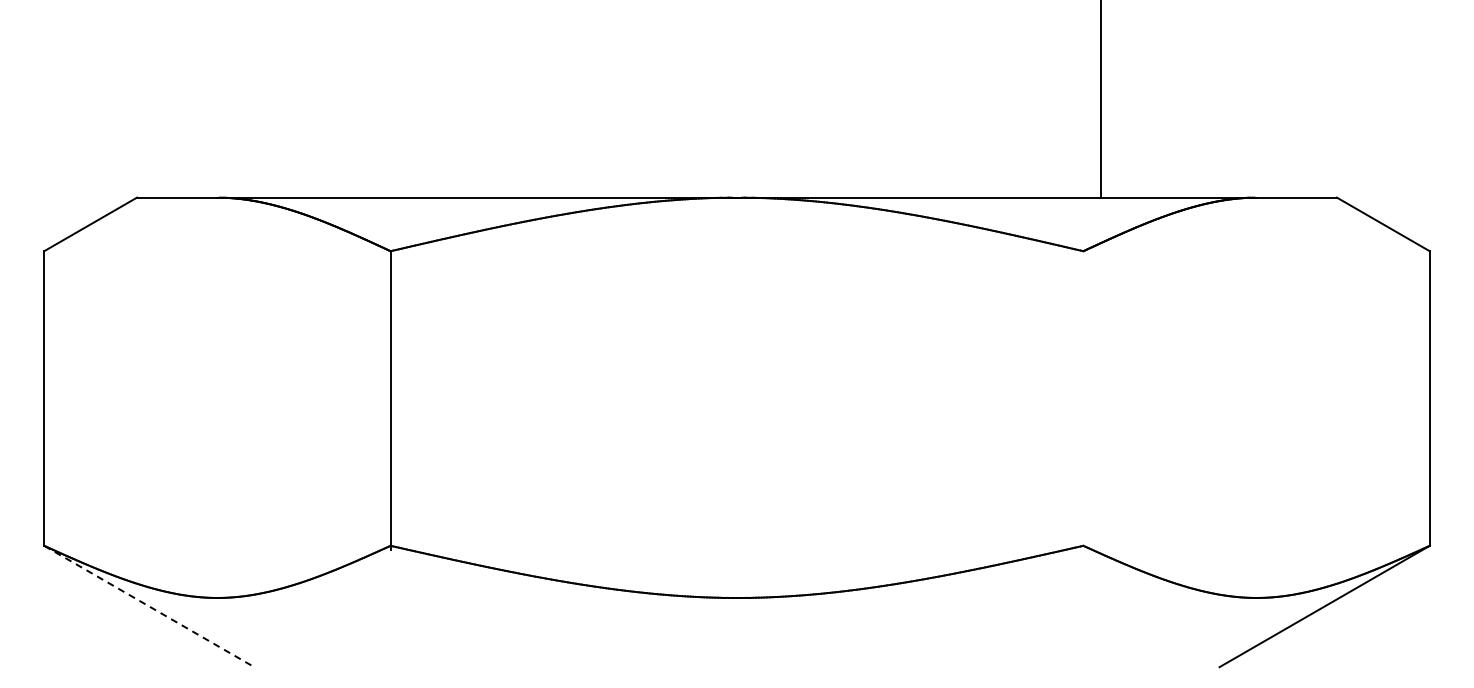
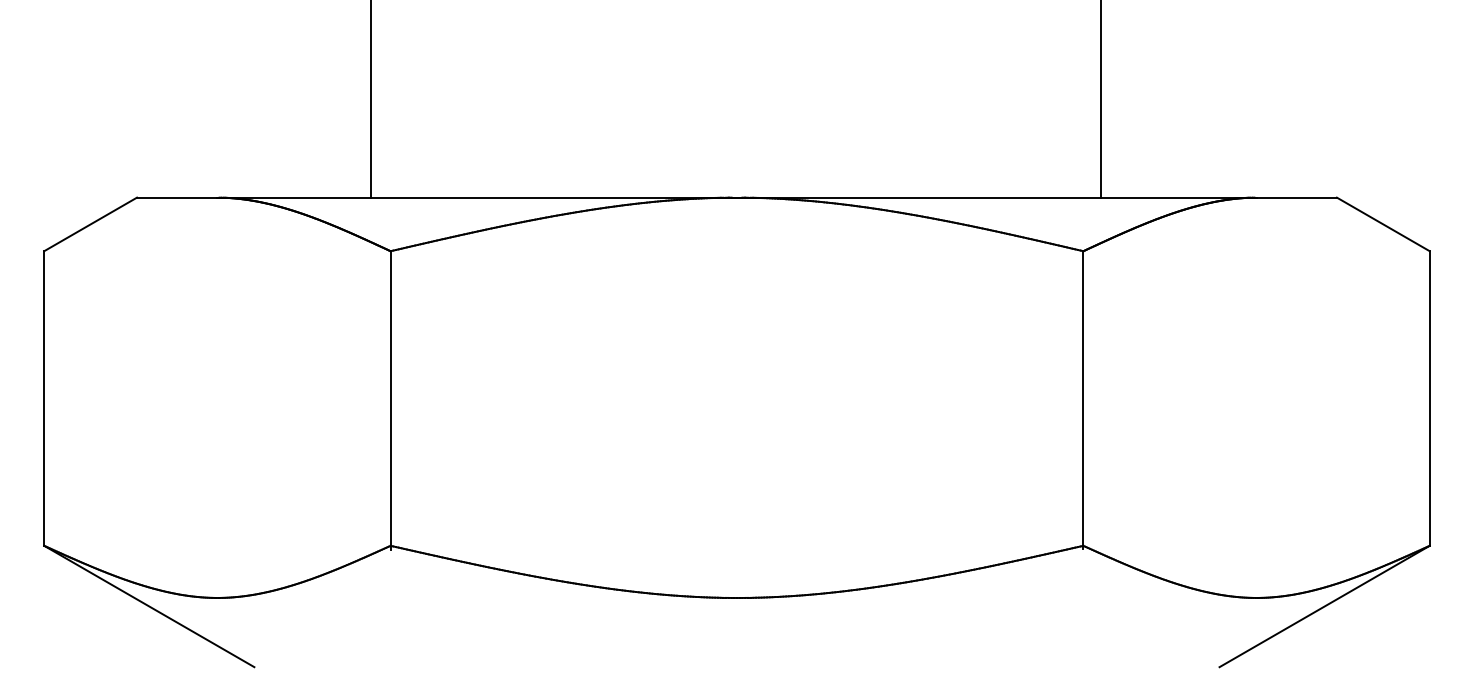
line: none -> present (370, 99)
line: none -> present (1083, 400)
line: dashed -> solid (149, 606)
